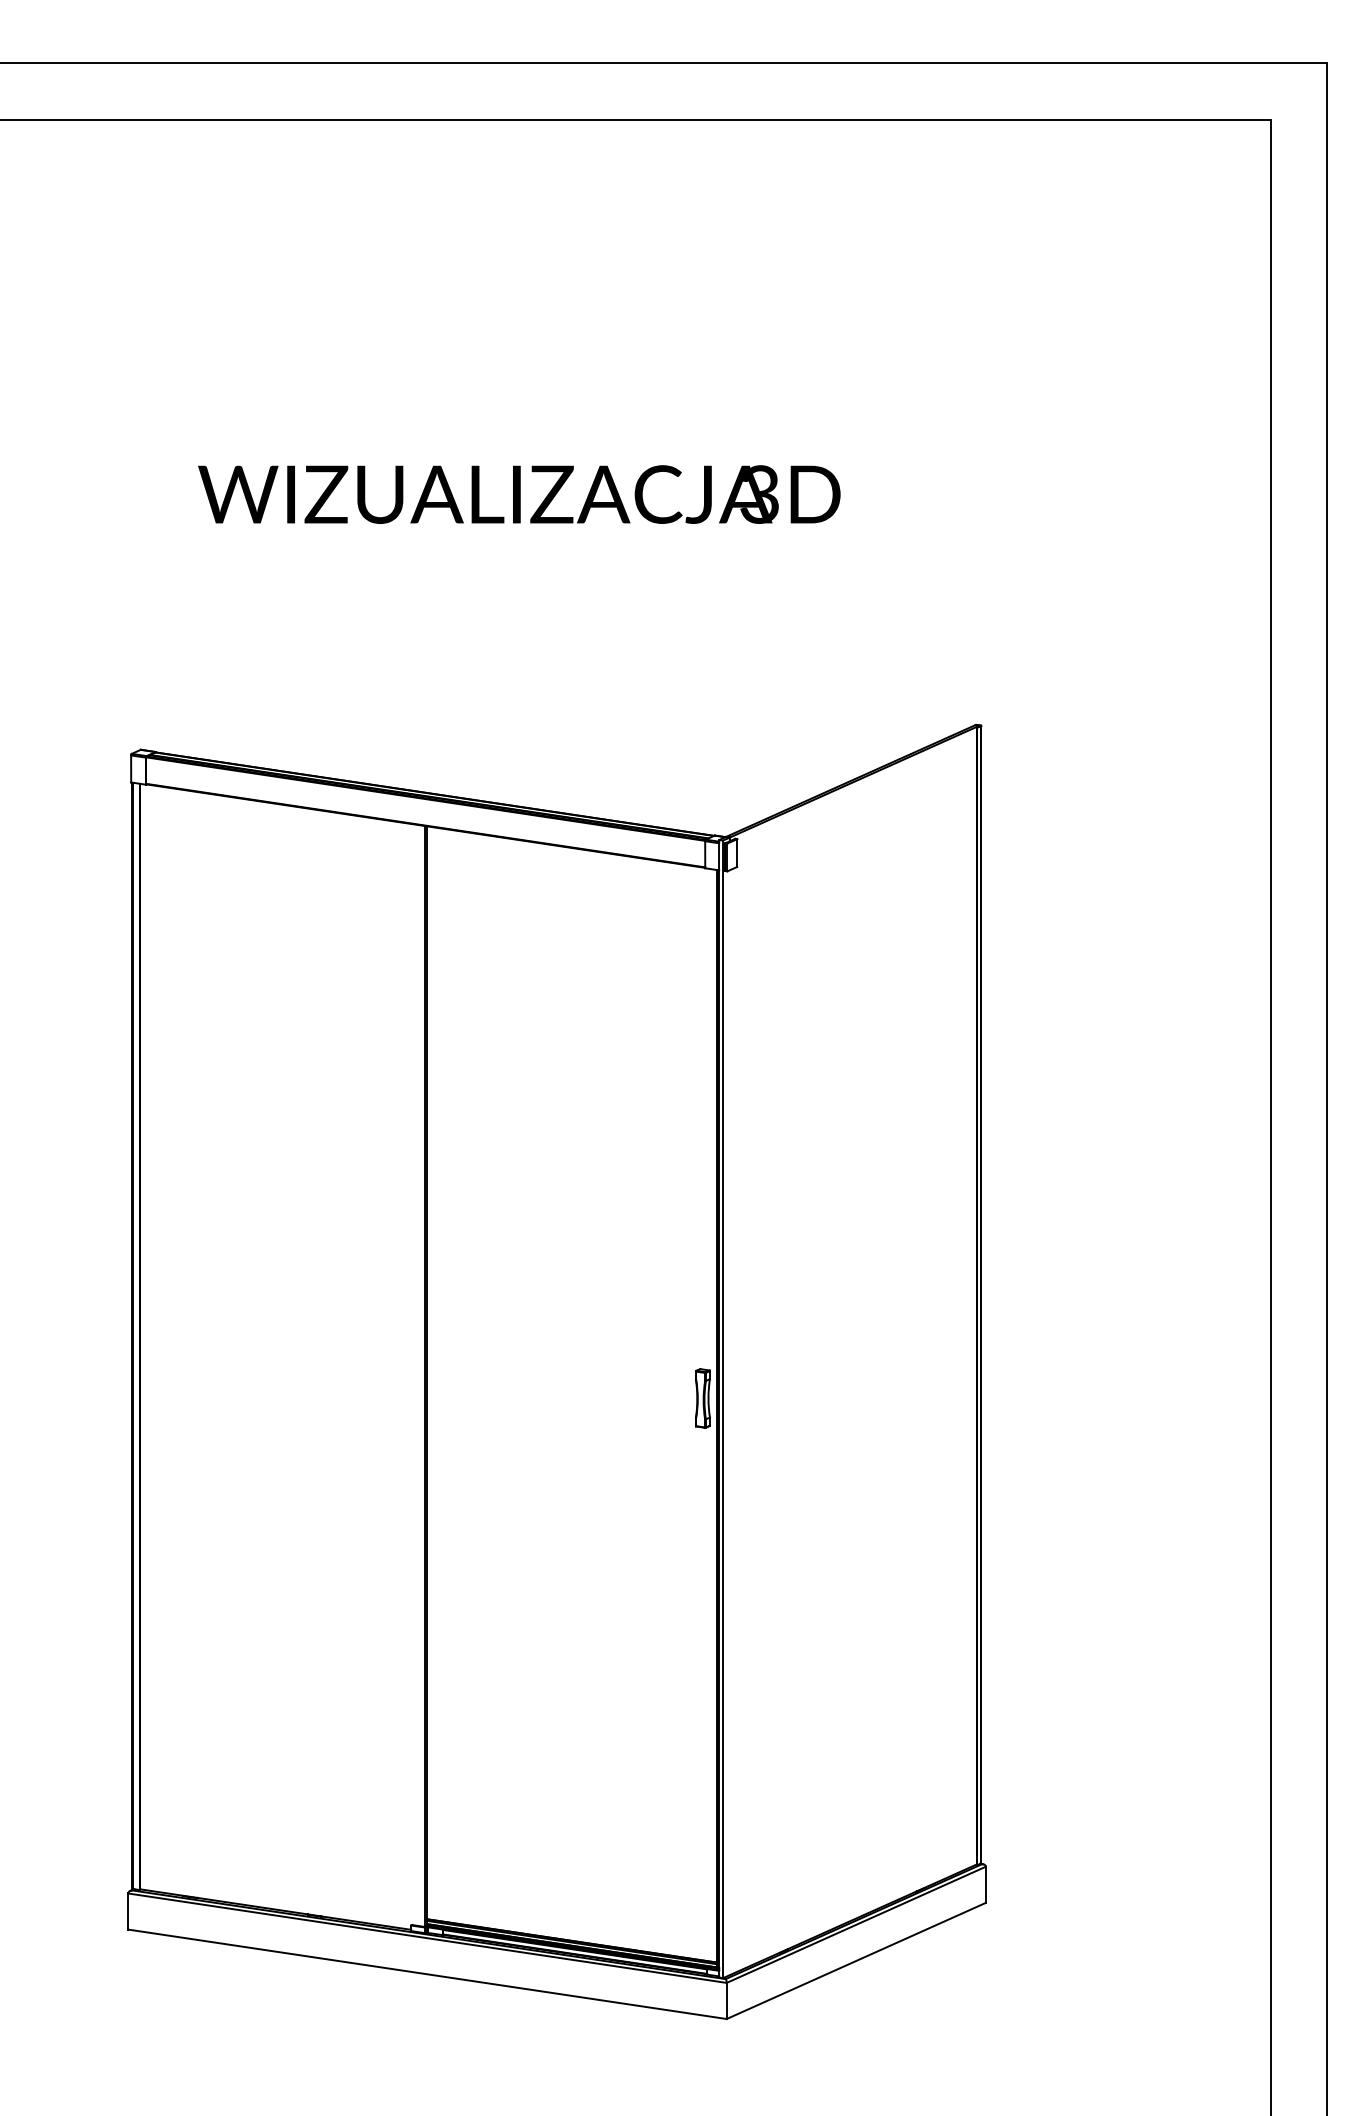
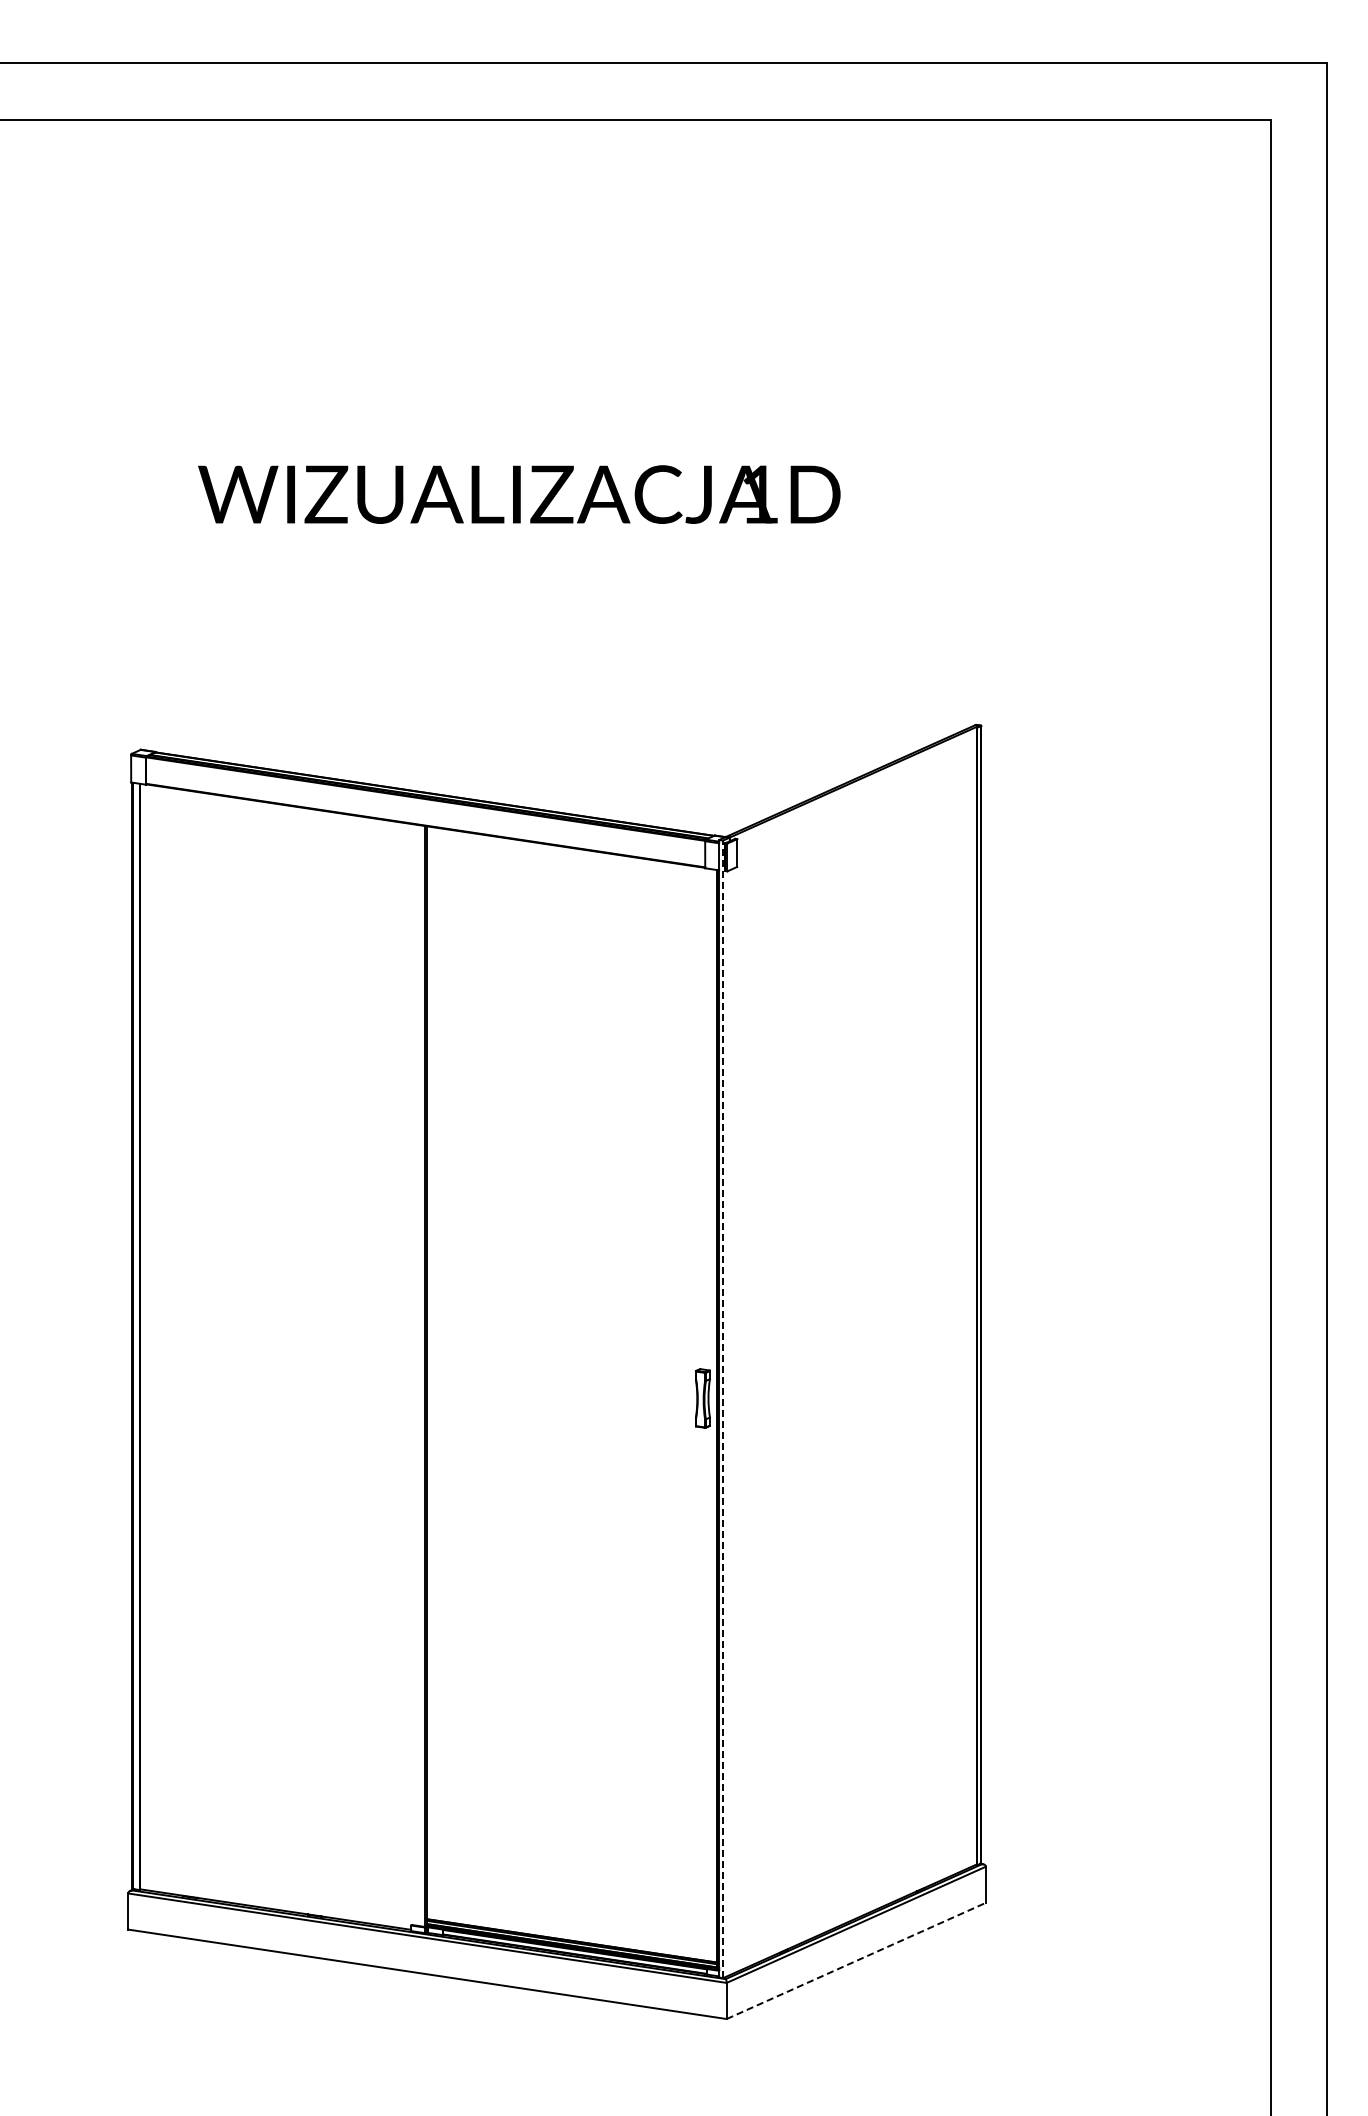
text: 3D -> 1D (759, 494)
line: solid -> dashed (723, 1409)
line: solid -> dashed (856, 1960)
